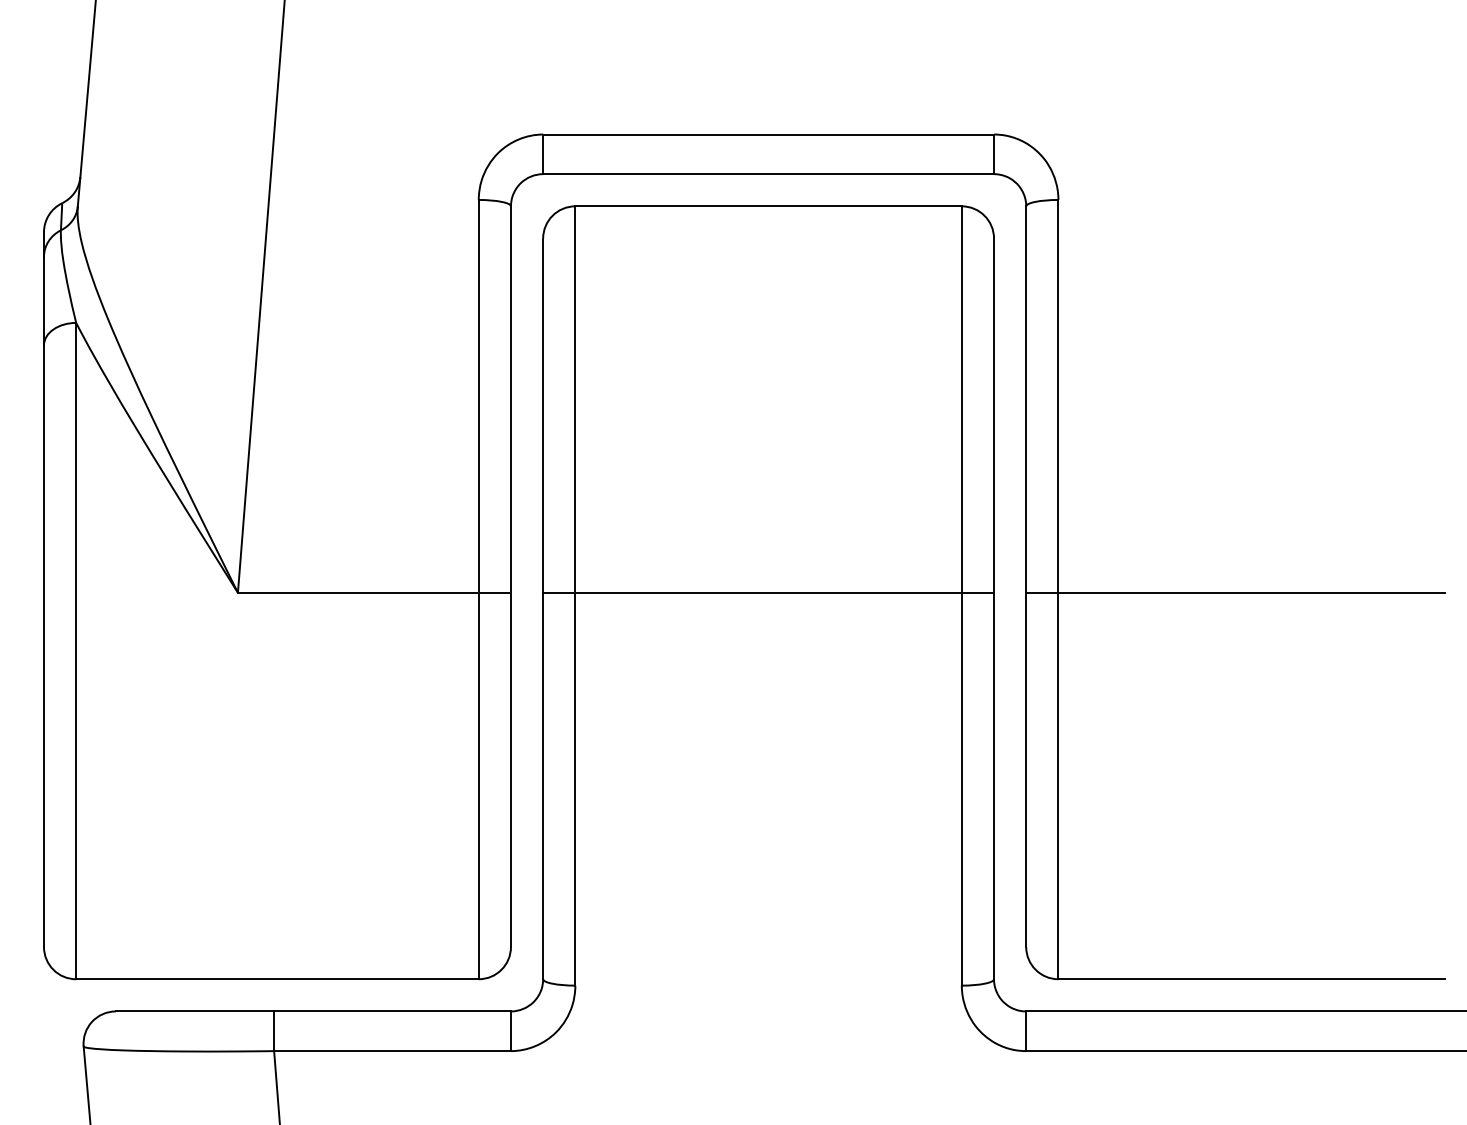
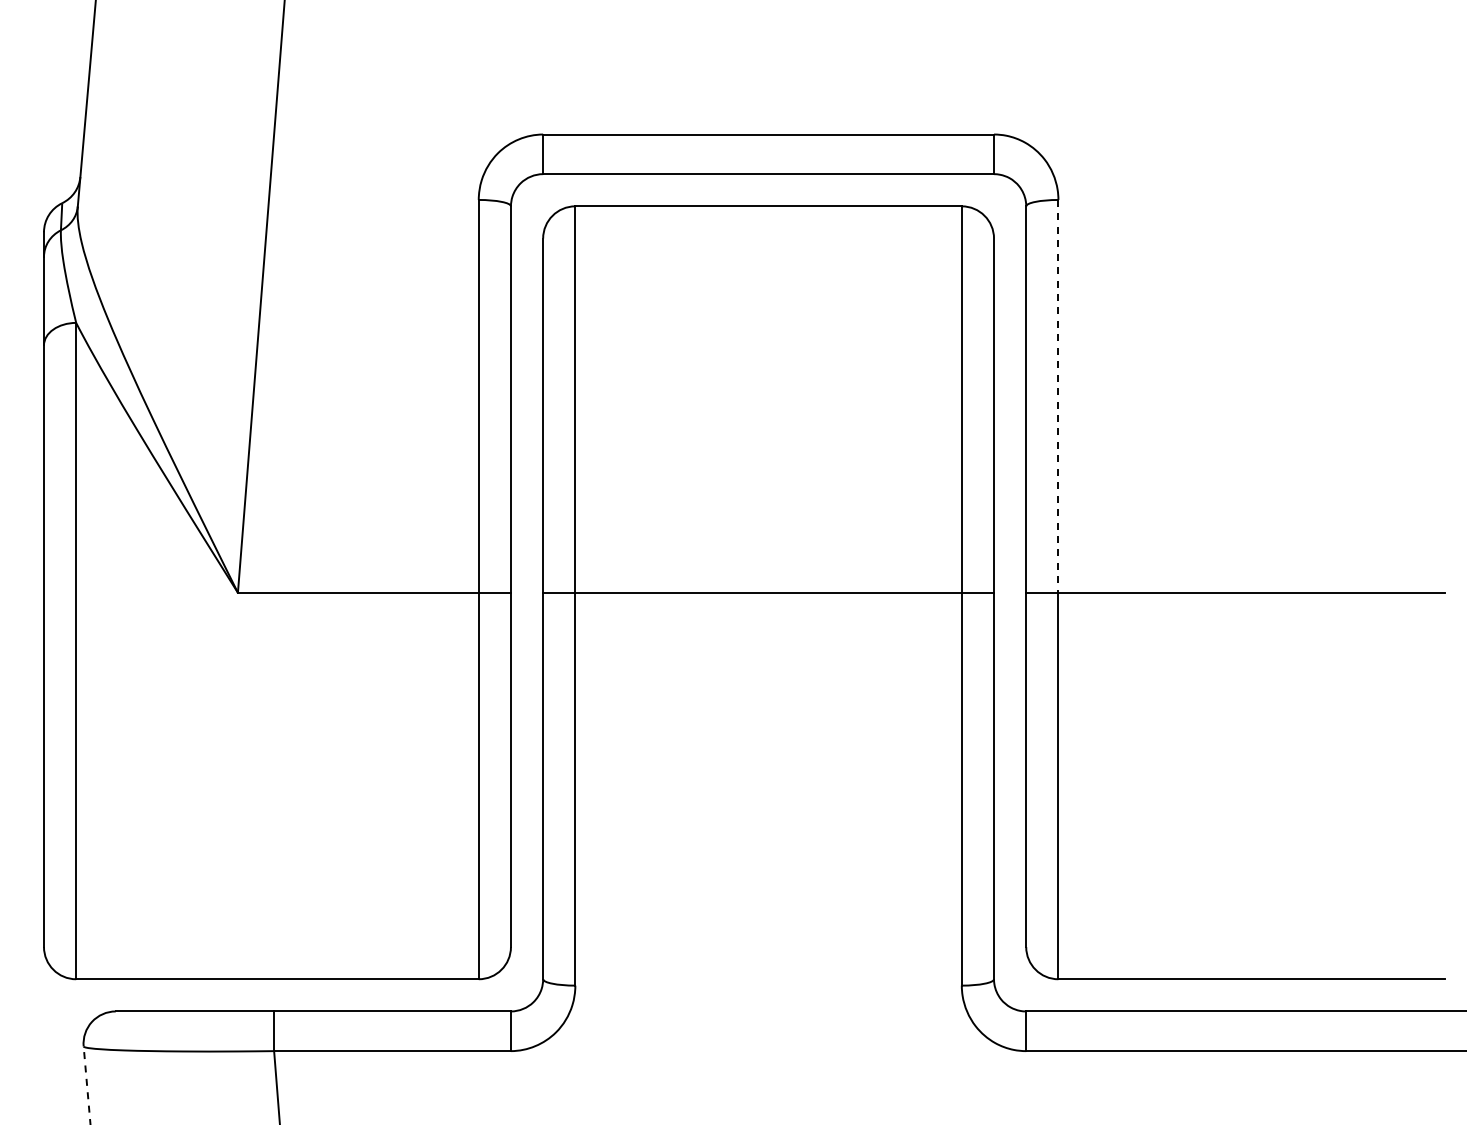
line: solid -> dashed (1058, 396)
line: solid -> dashed (87, 1085)
